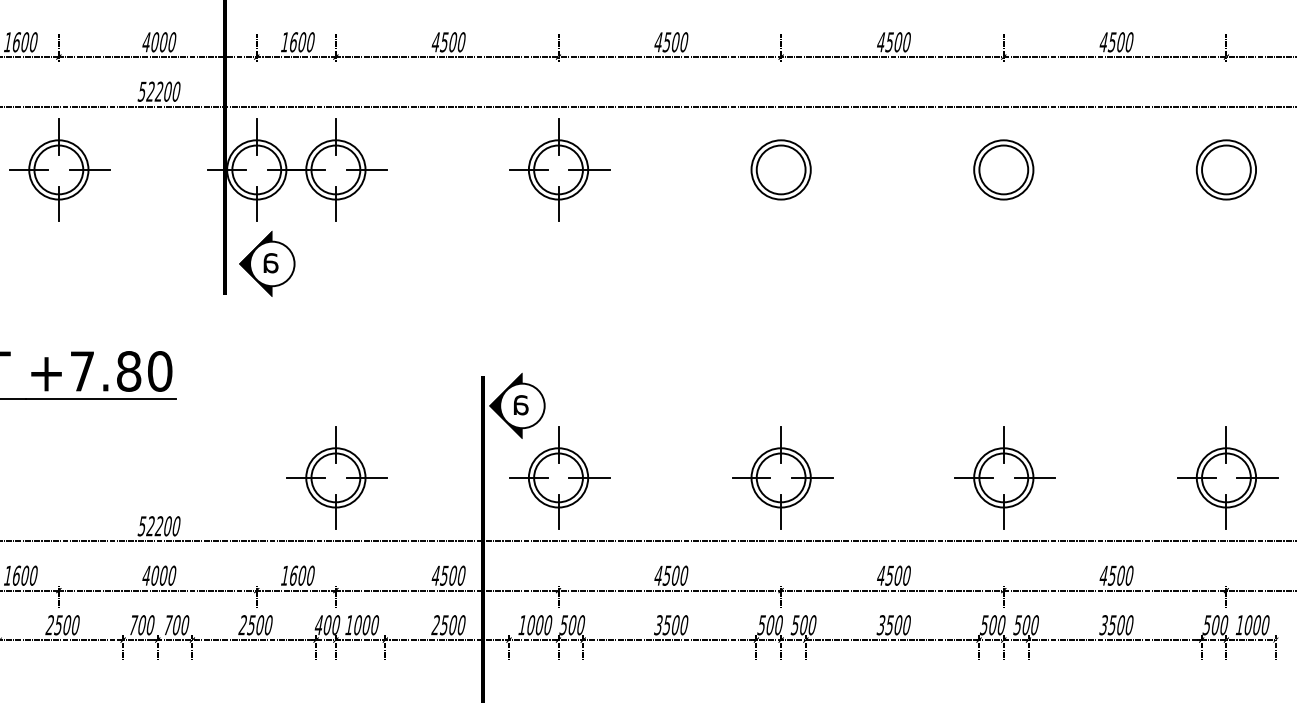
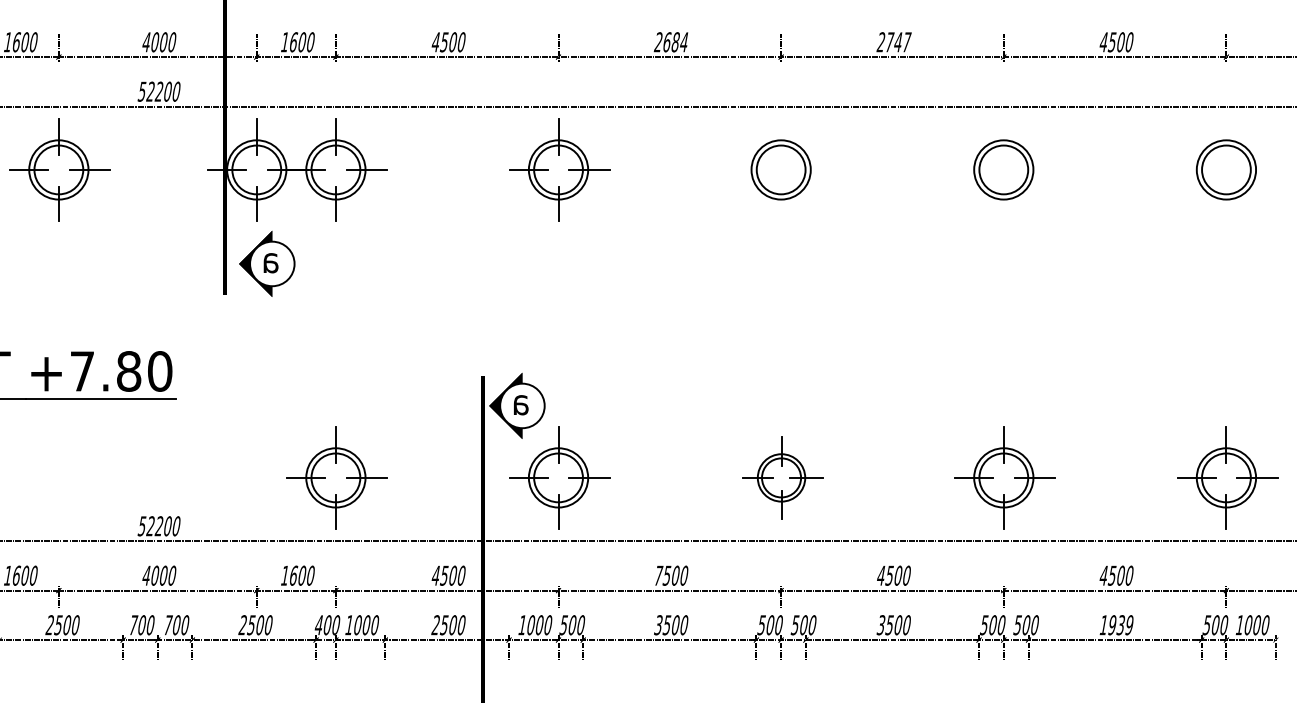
text: 4500 -> 2684 (670, 42)
text: 4500 -> 2747 (893, 42)
part size: 102x104 px -> 82x84 px (782, 477)
text: 4500 -> 7500 (658, 575)
text: 3500 -> 1939 (1115, 625)
